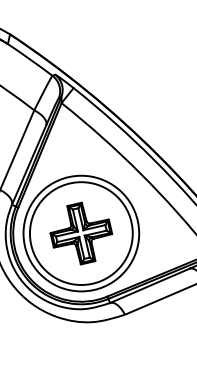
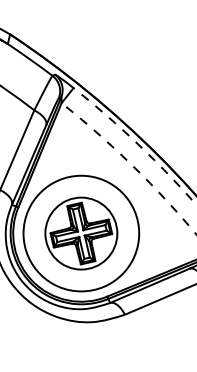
arc: solid -> dashed (137, 144)
arc: solid -> dashed (132, 165)
circle diameter: 103 px -> 72 px (81, 233)
